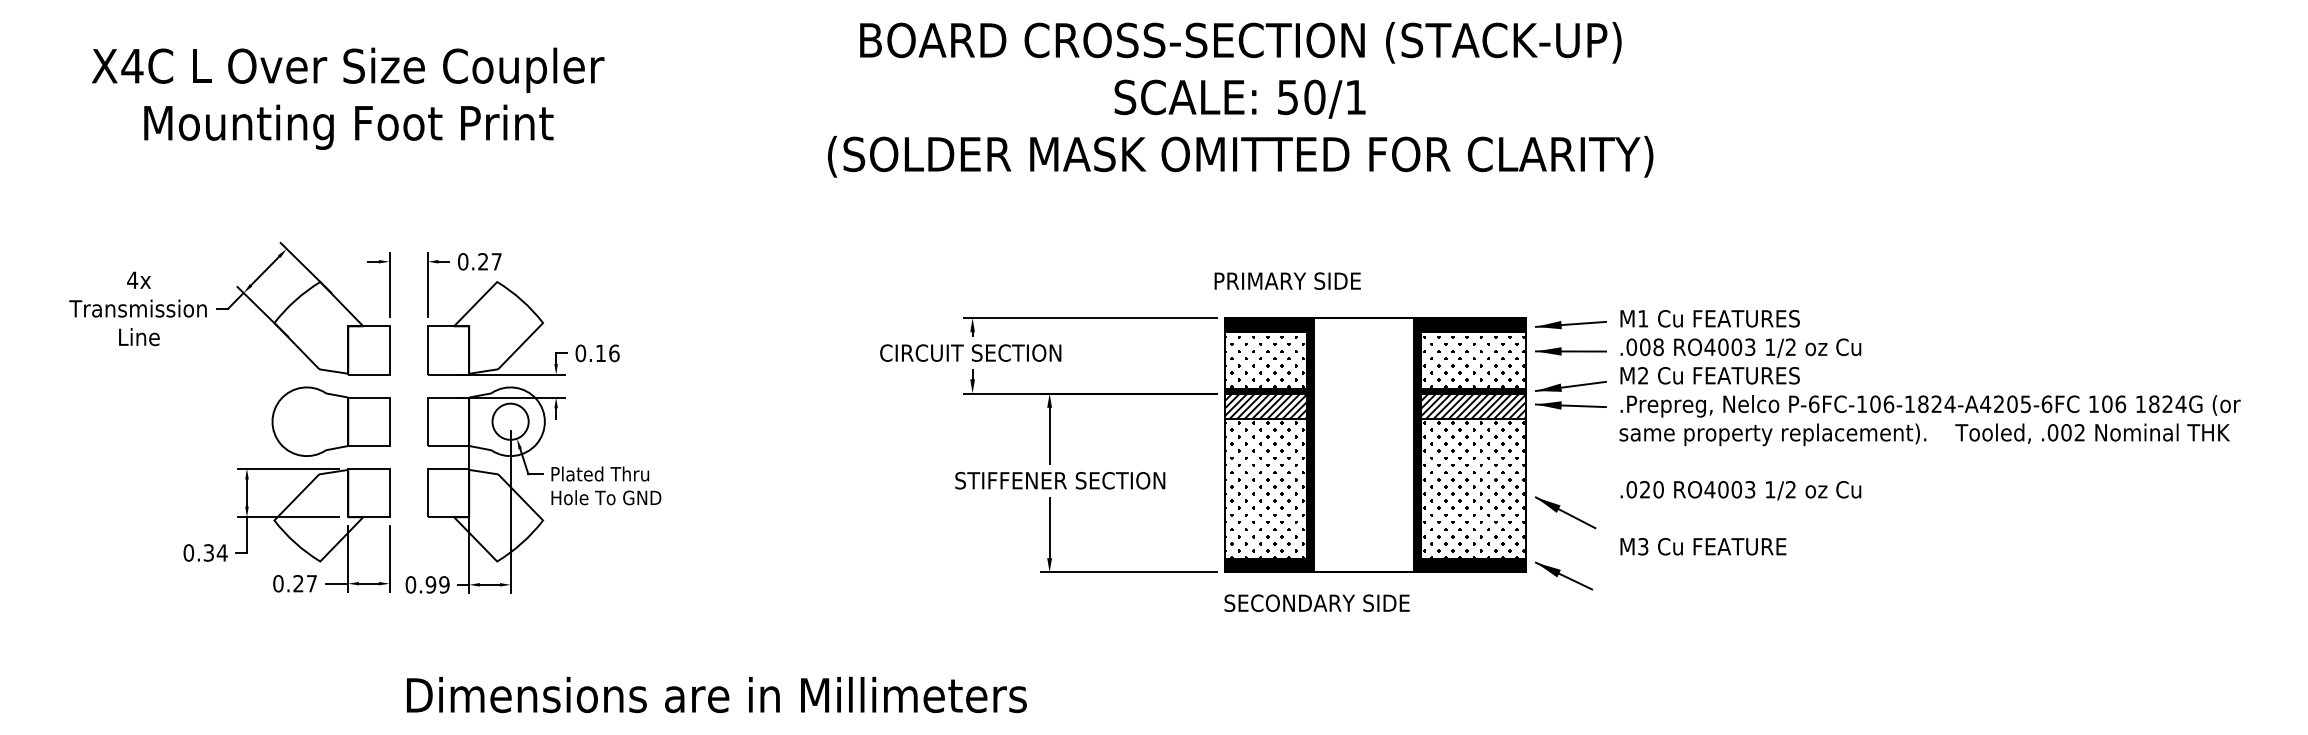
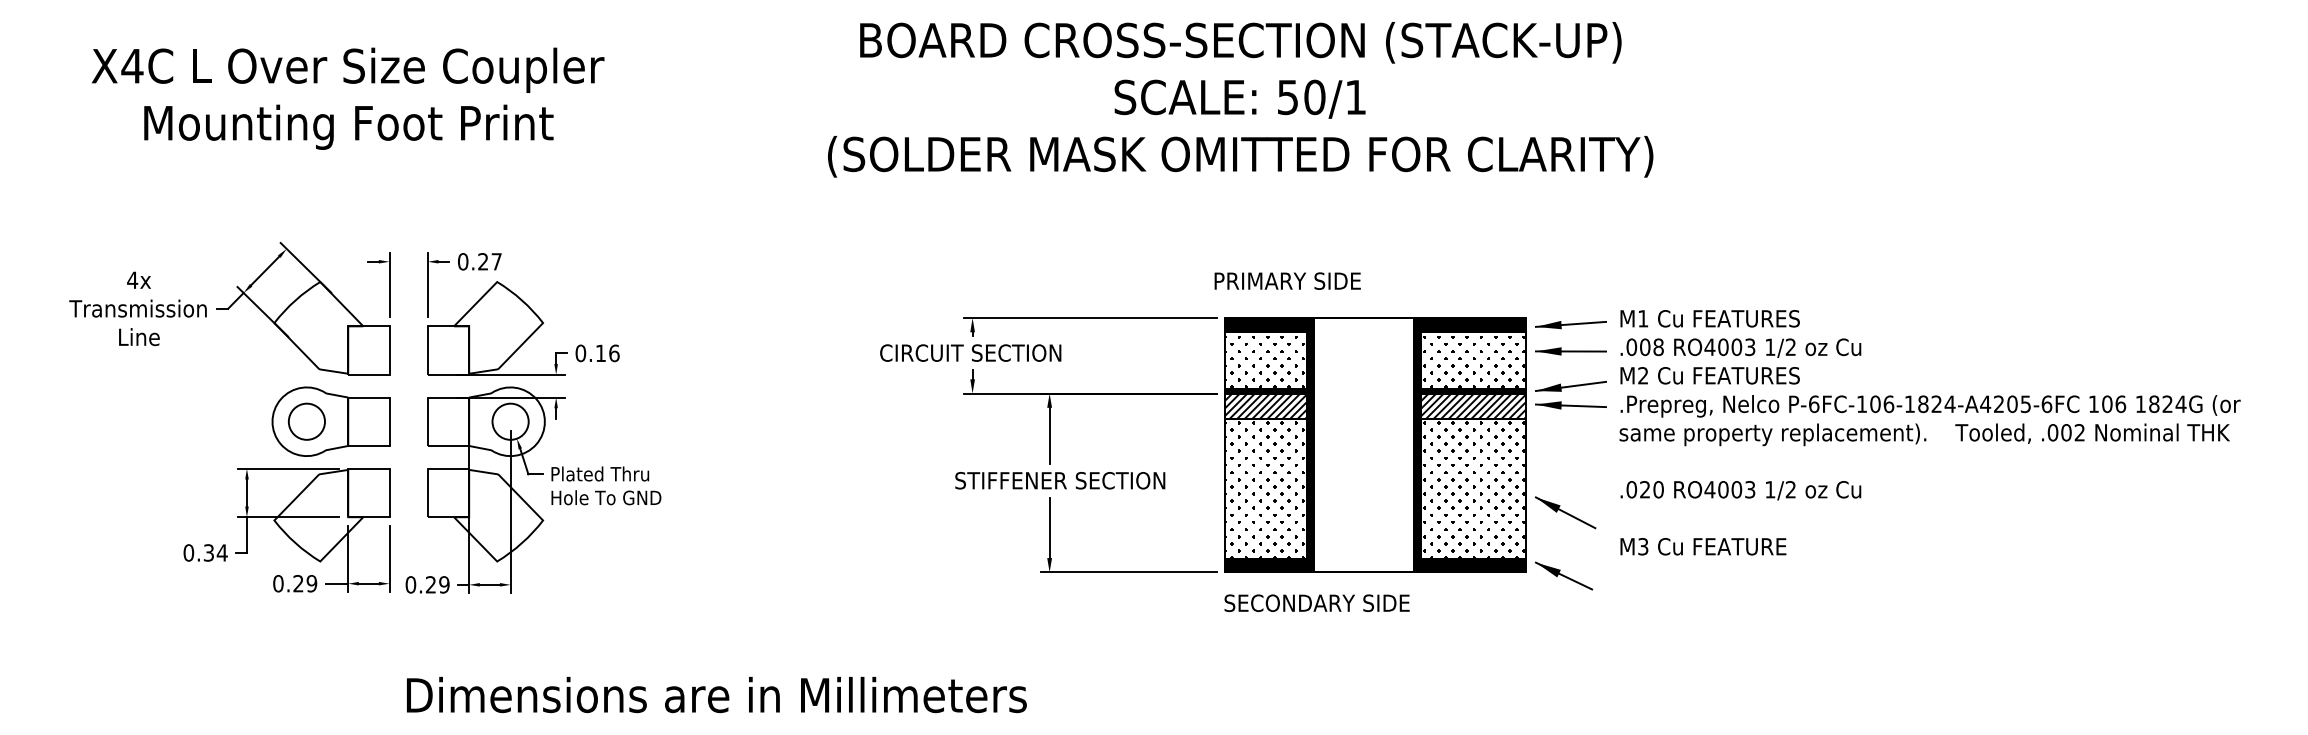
circle: none -> present (306, 421)
text: 0.27 -> 0.29 (311, 583)
text: 0.99 -> 0.29 (430, 584)
